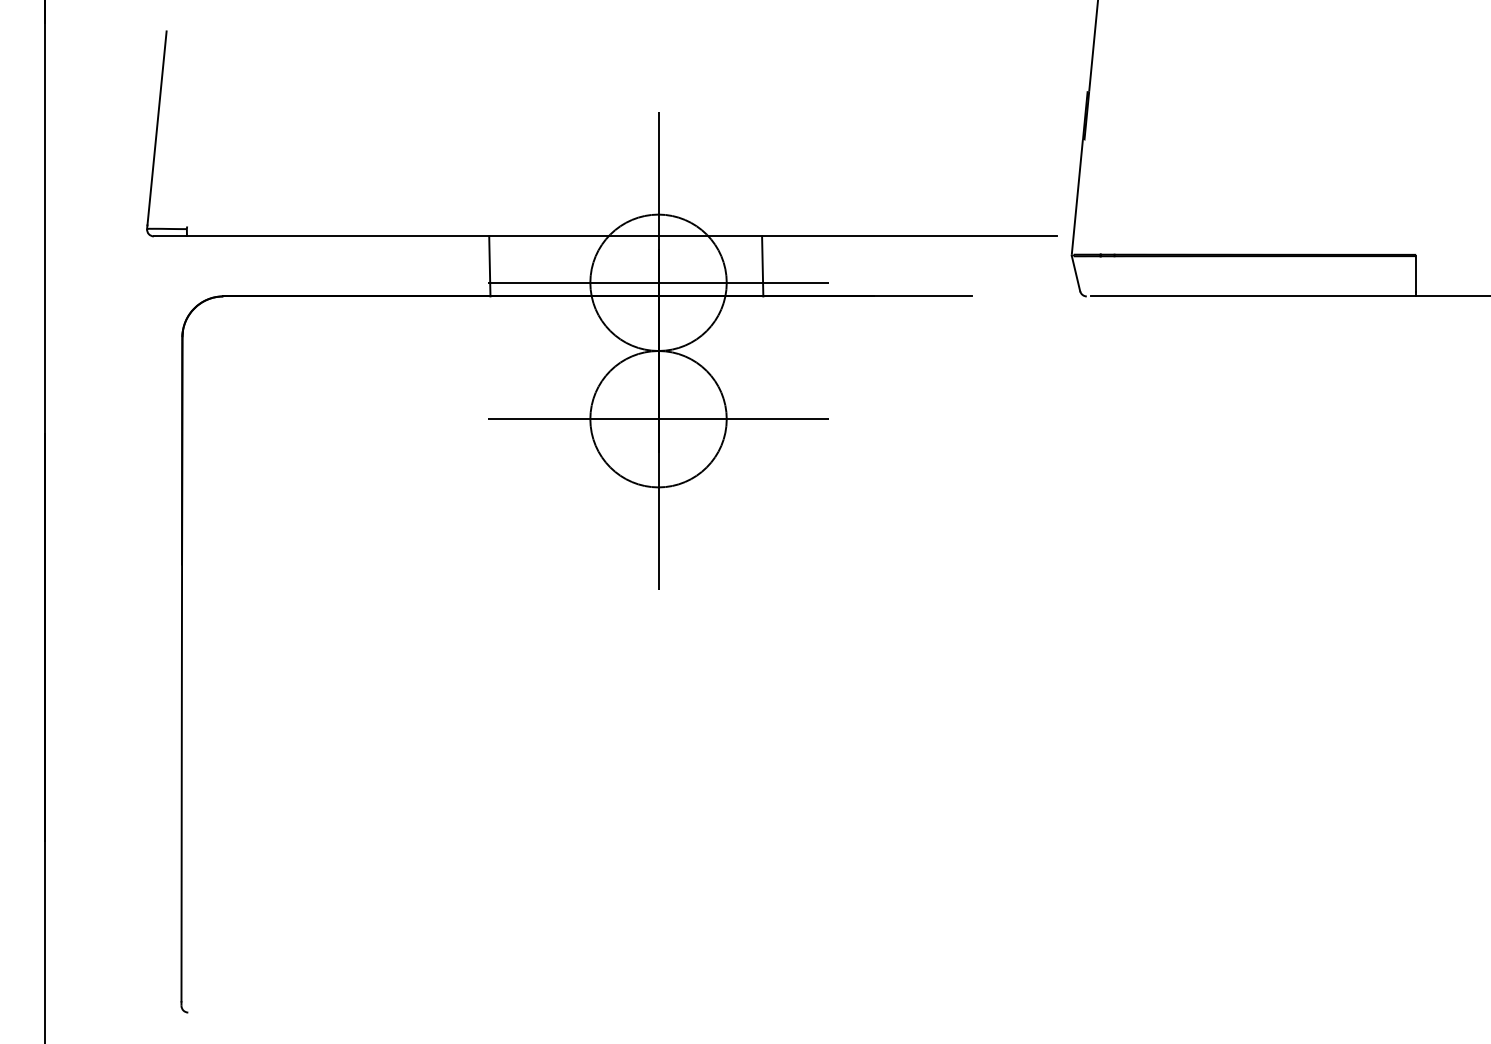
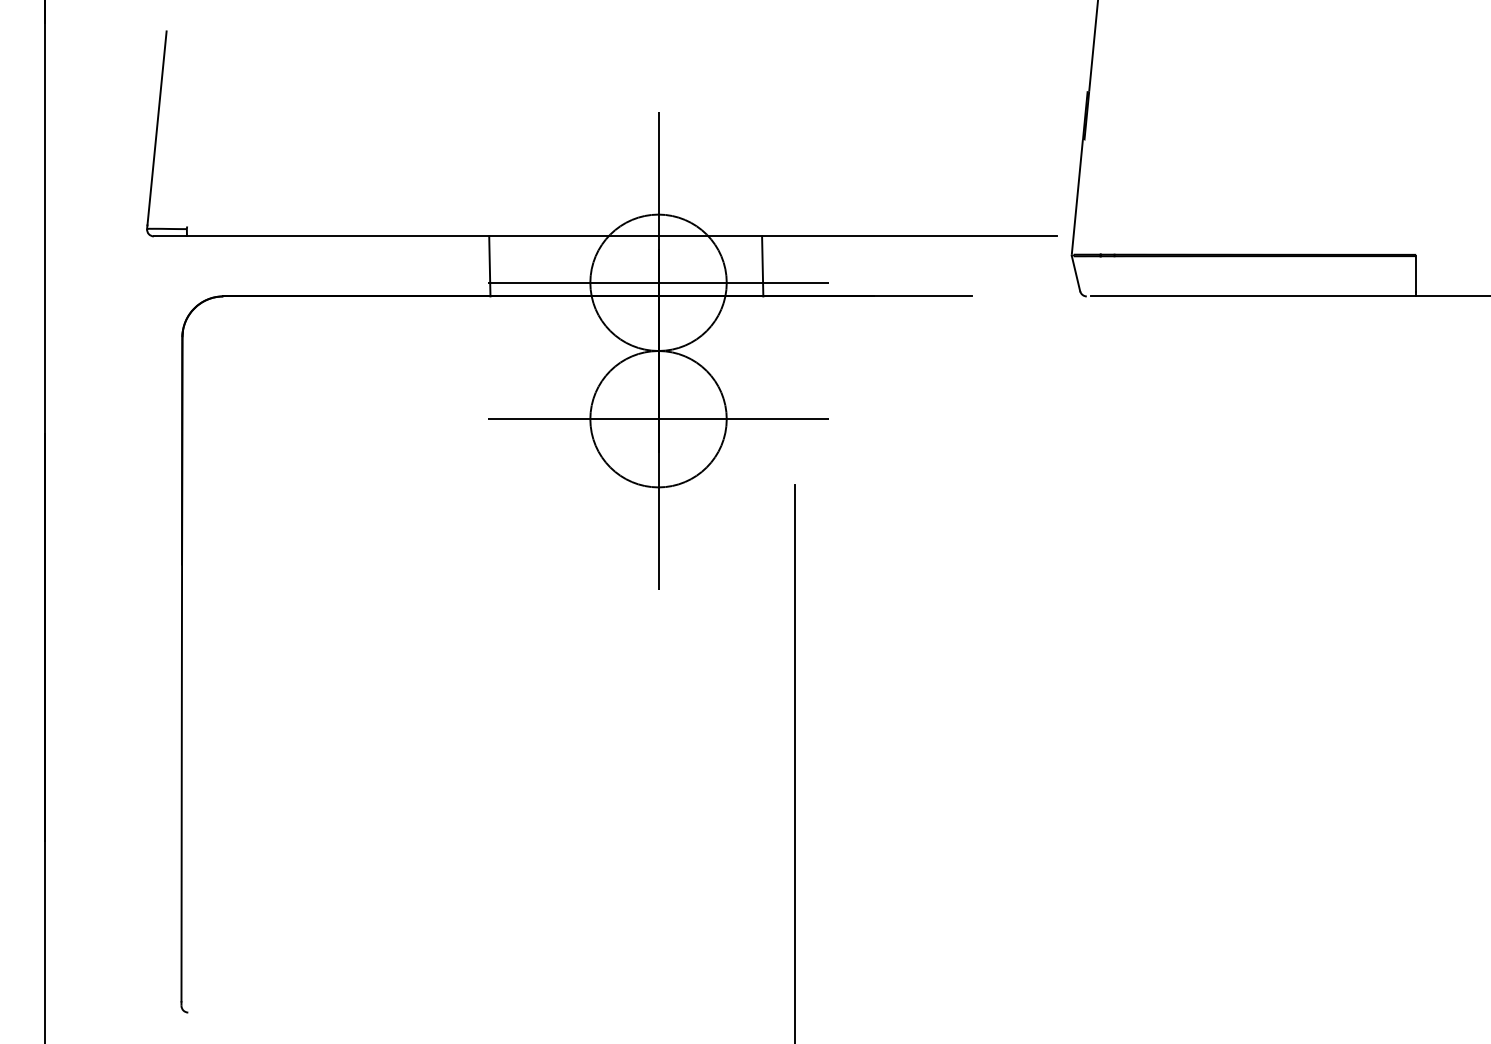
line: none -> present (794, 762)
